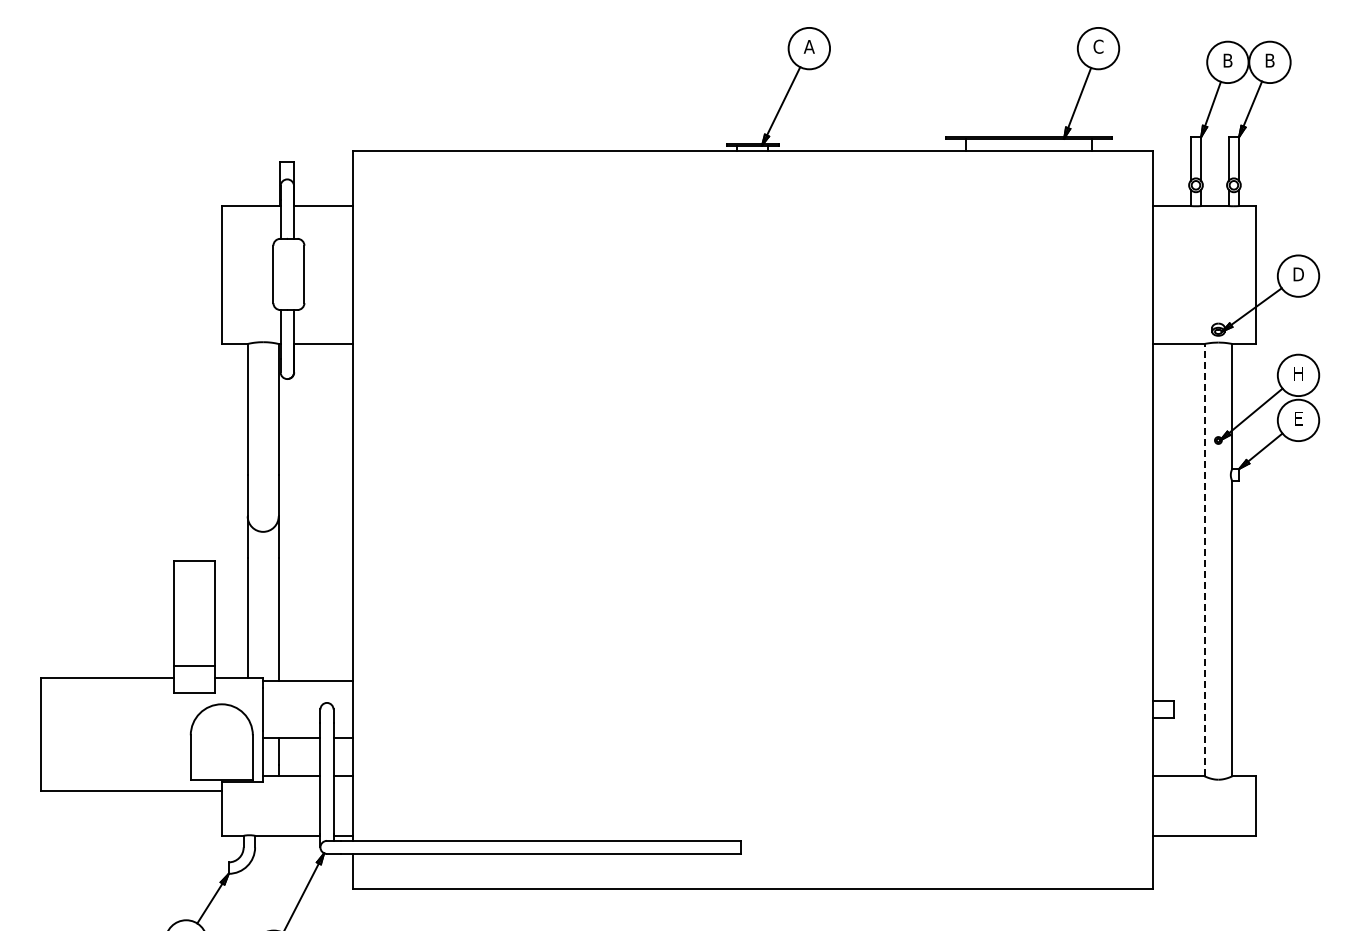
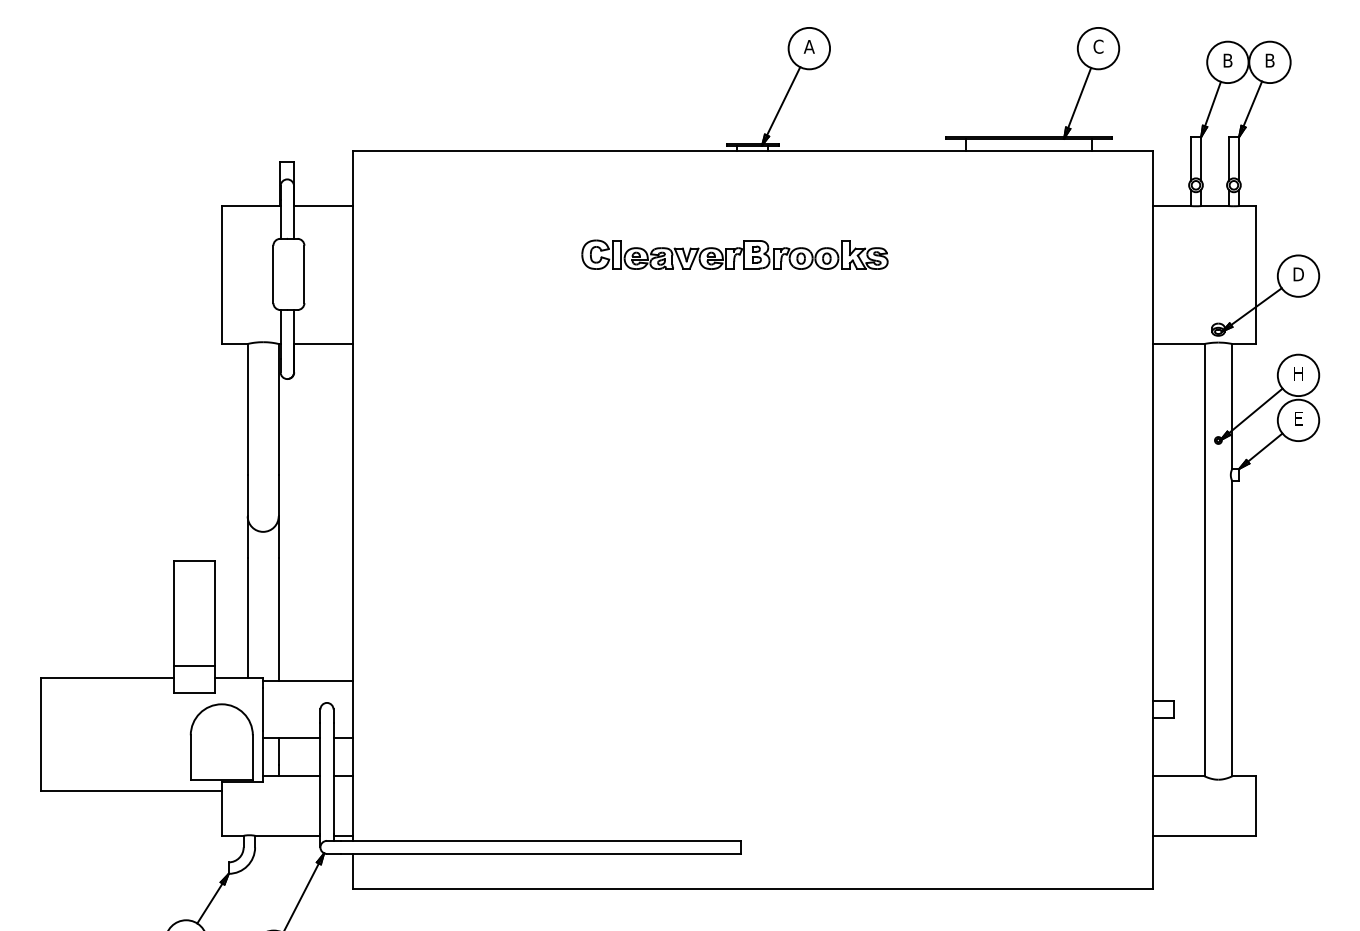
part: none -> present (734, 254)
line: dashed -> solid (1204, 559)
